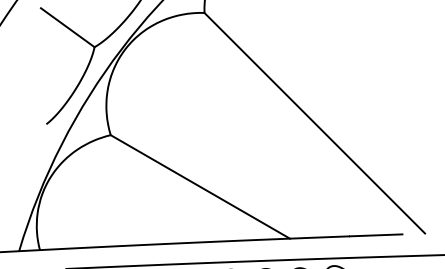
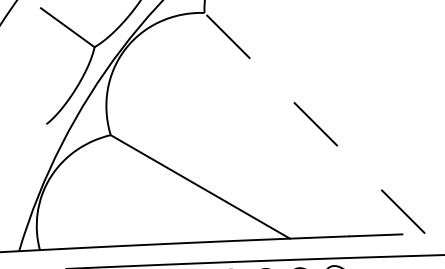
line: solid -> dashed (314, 123)
